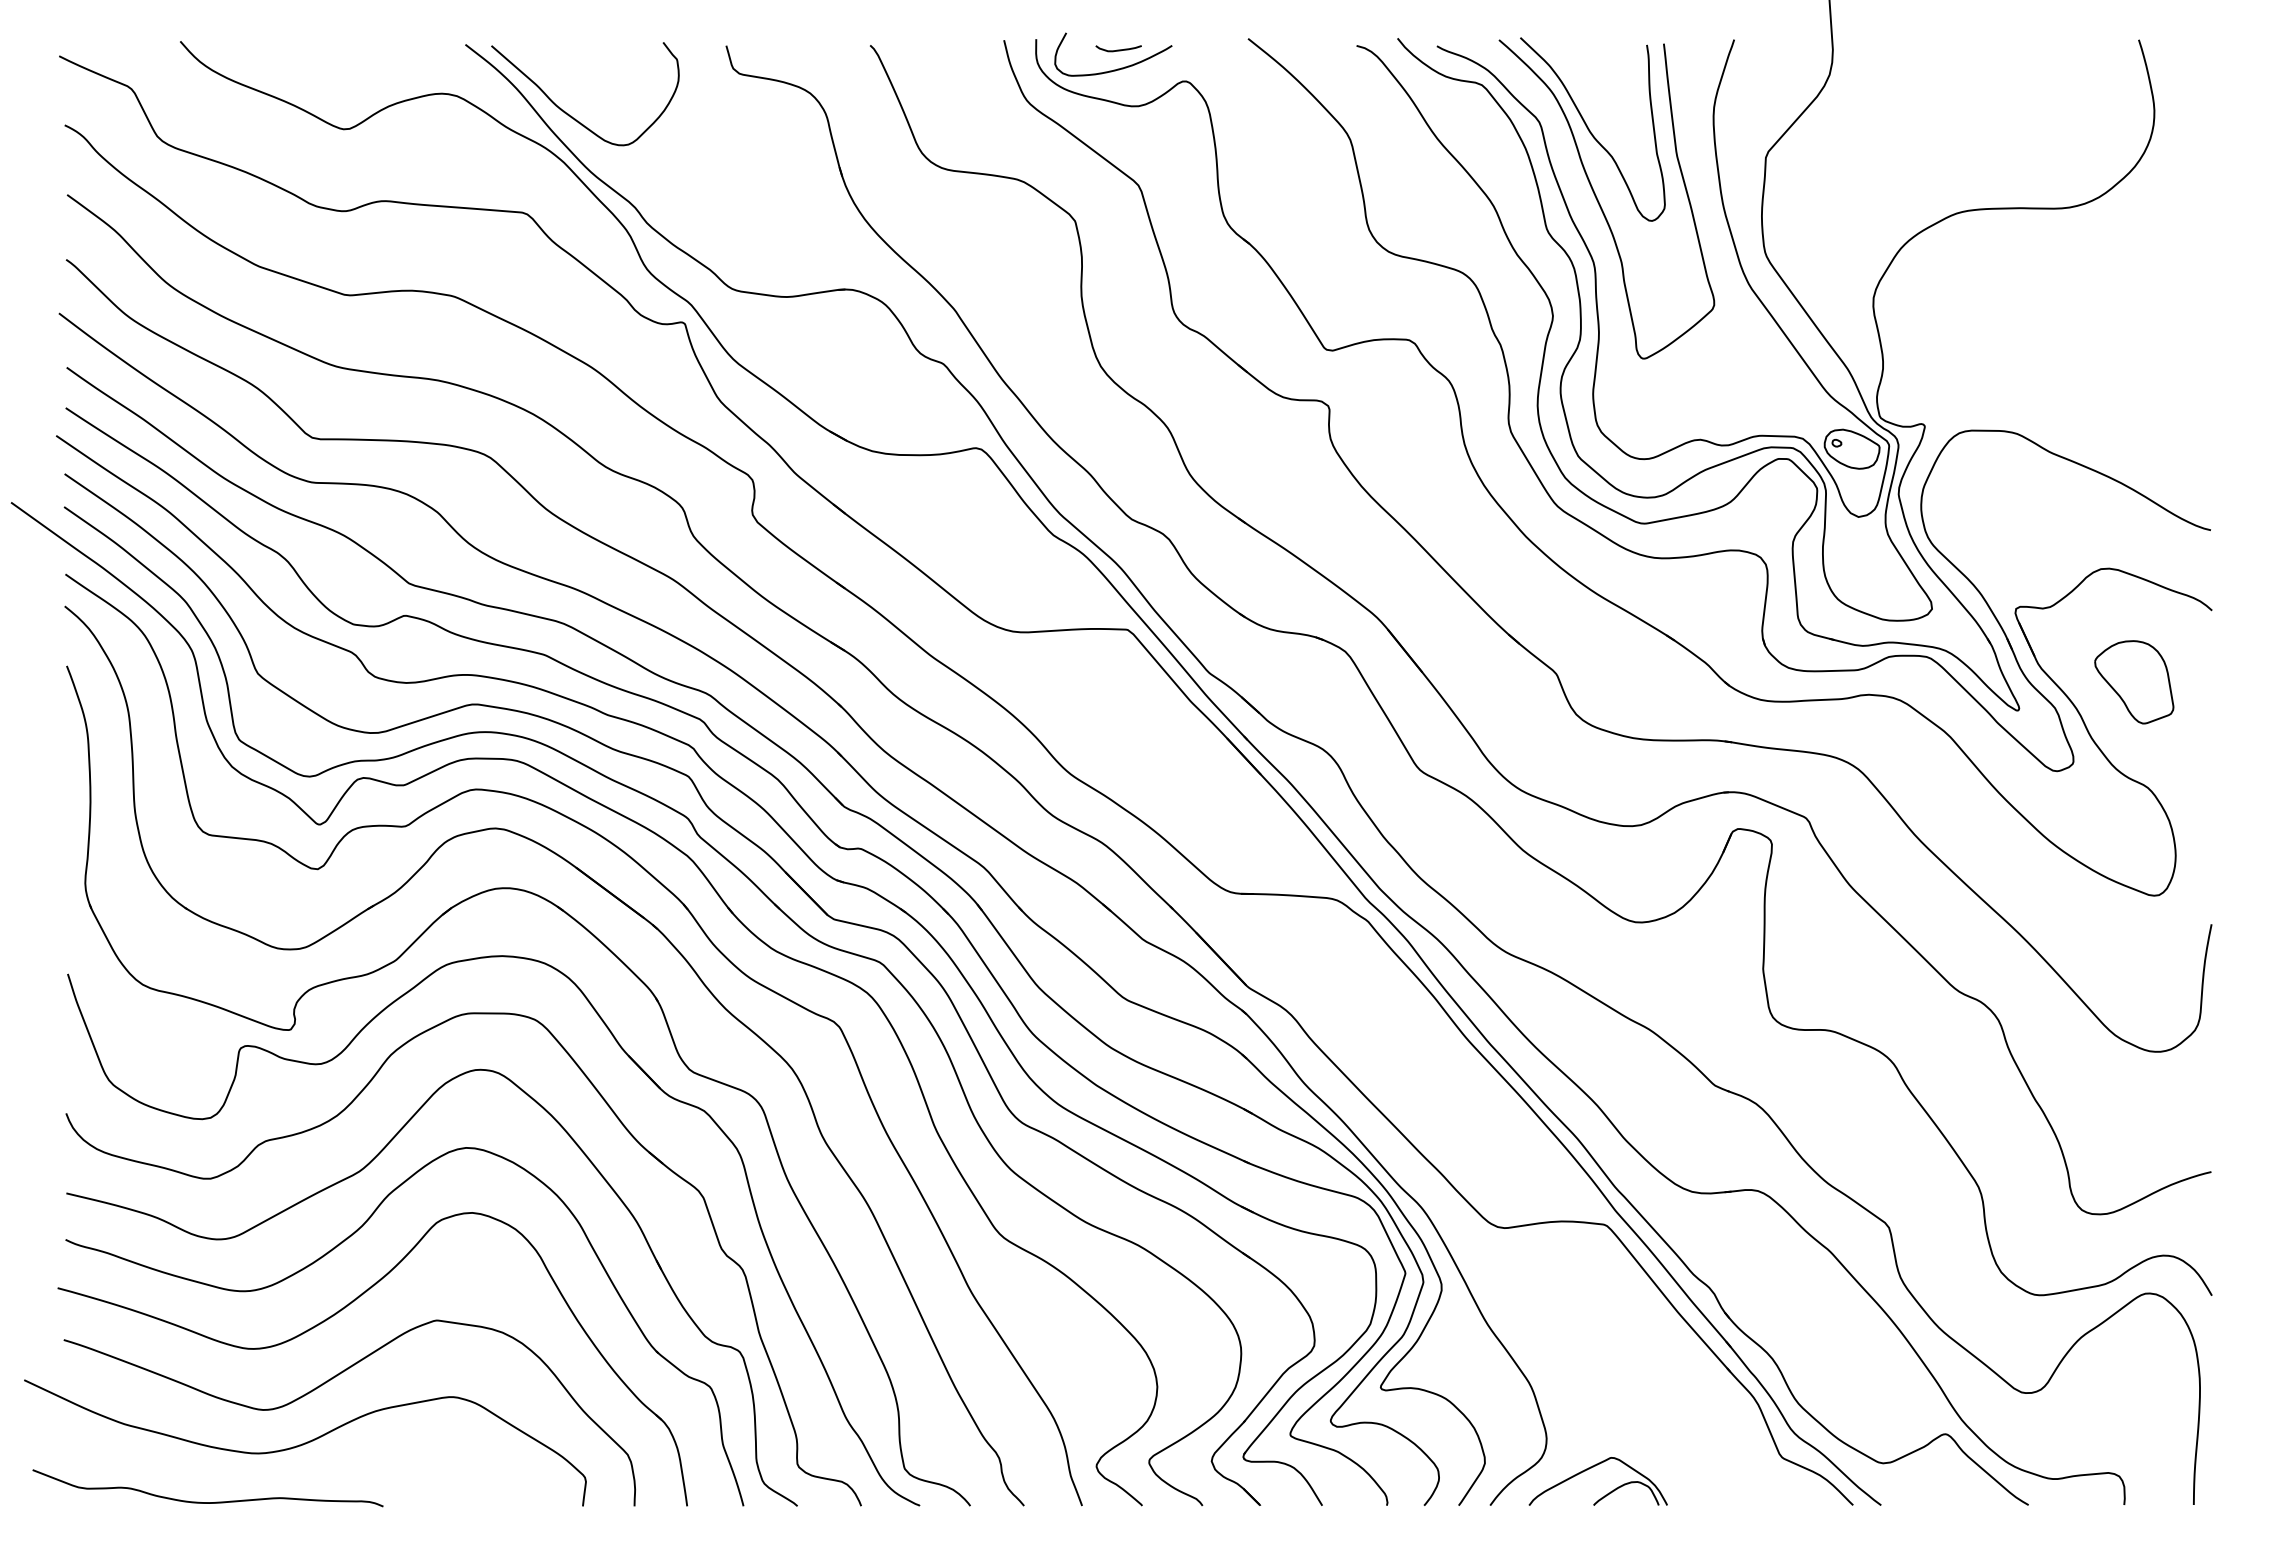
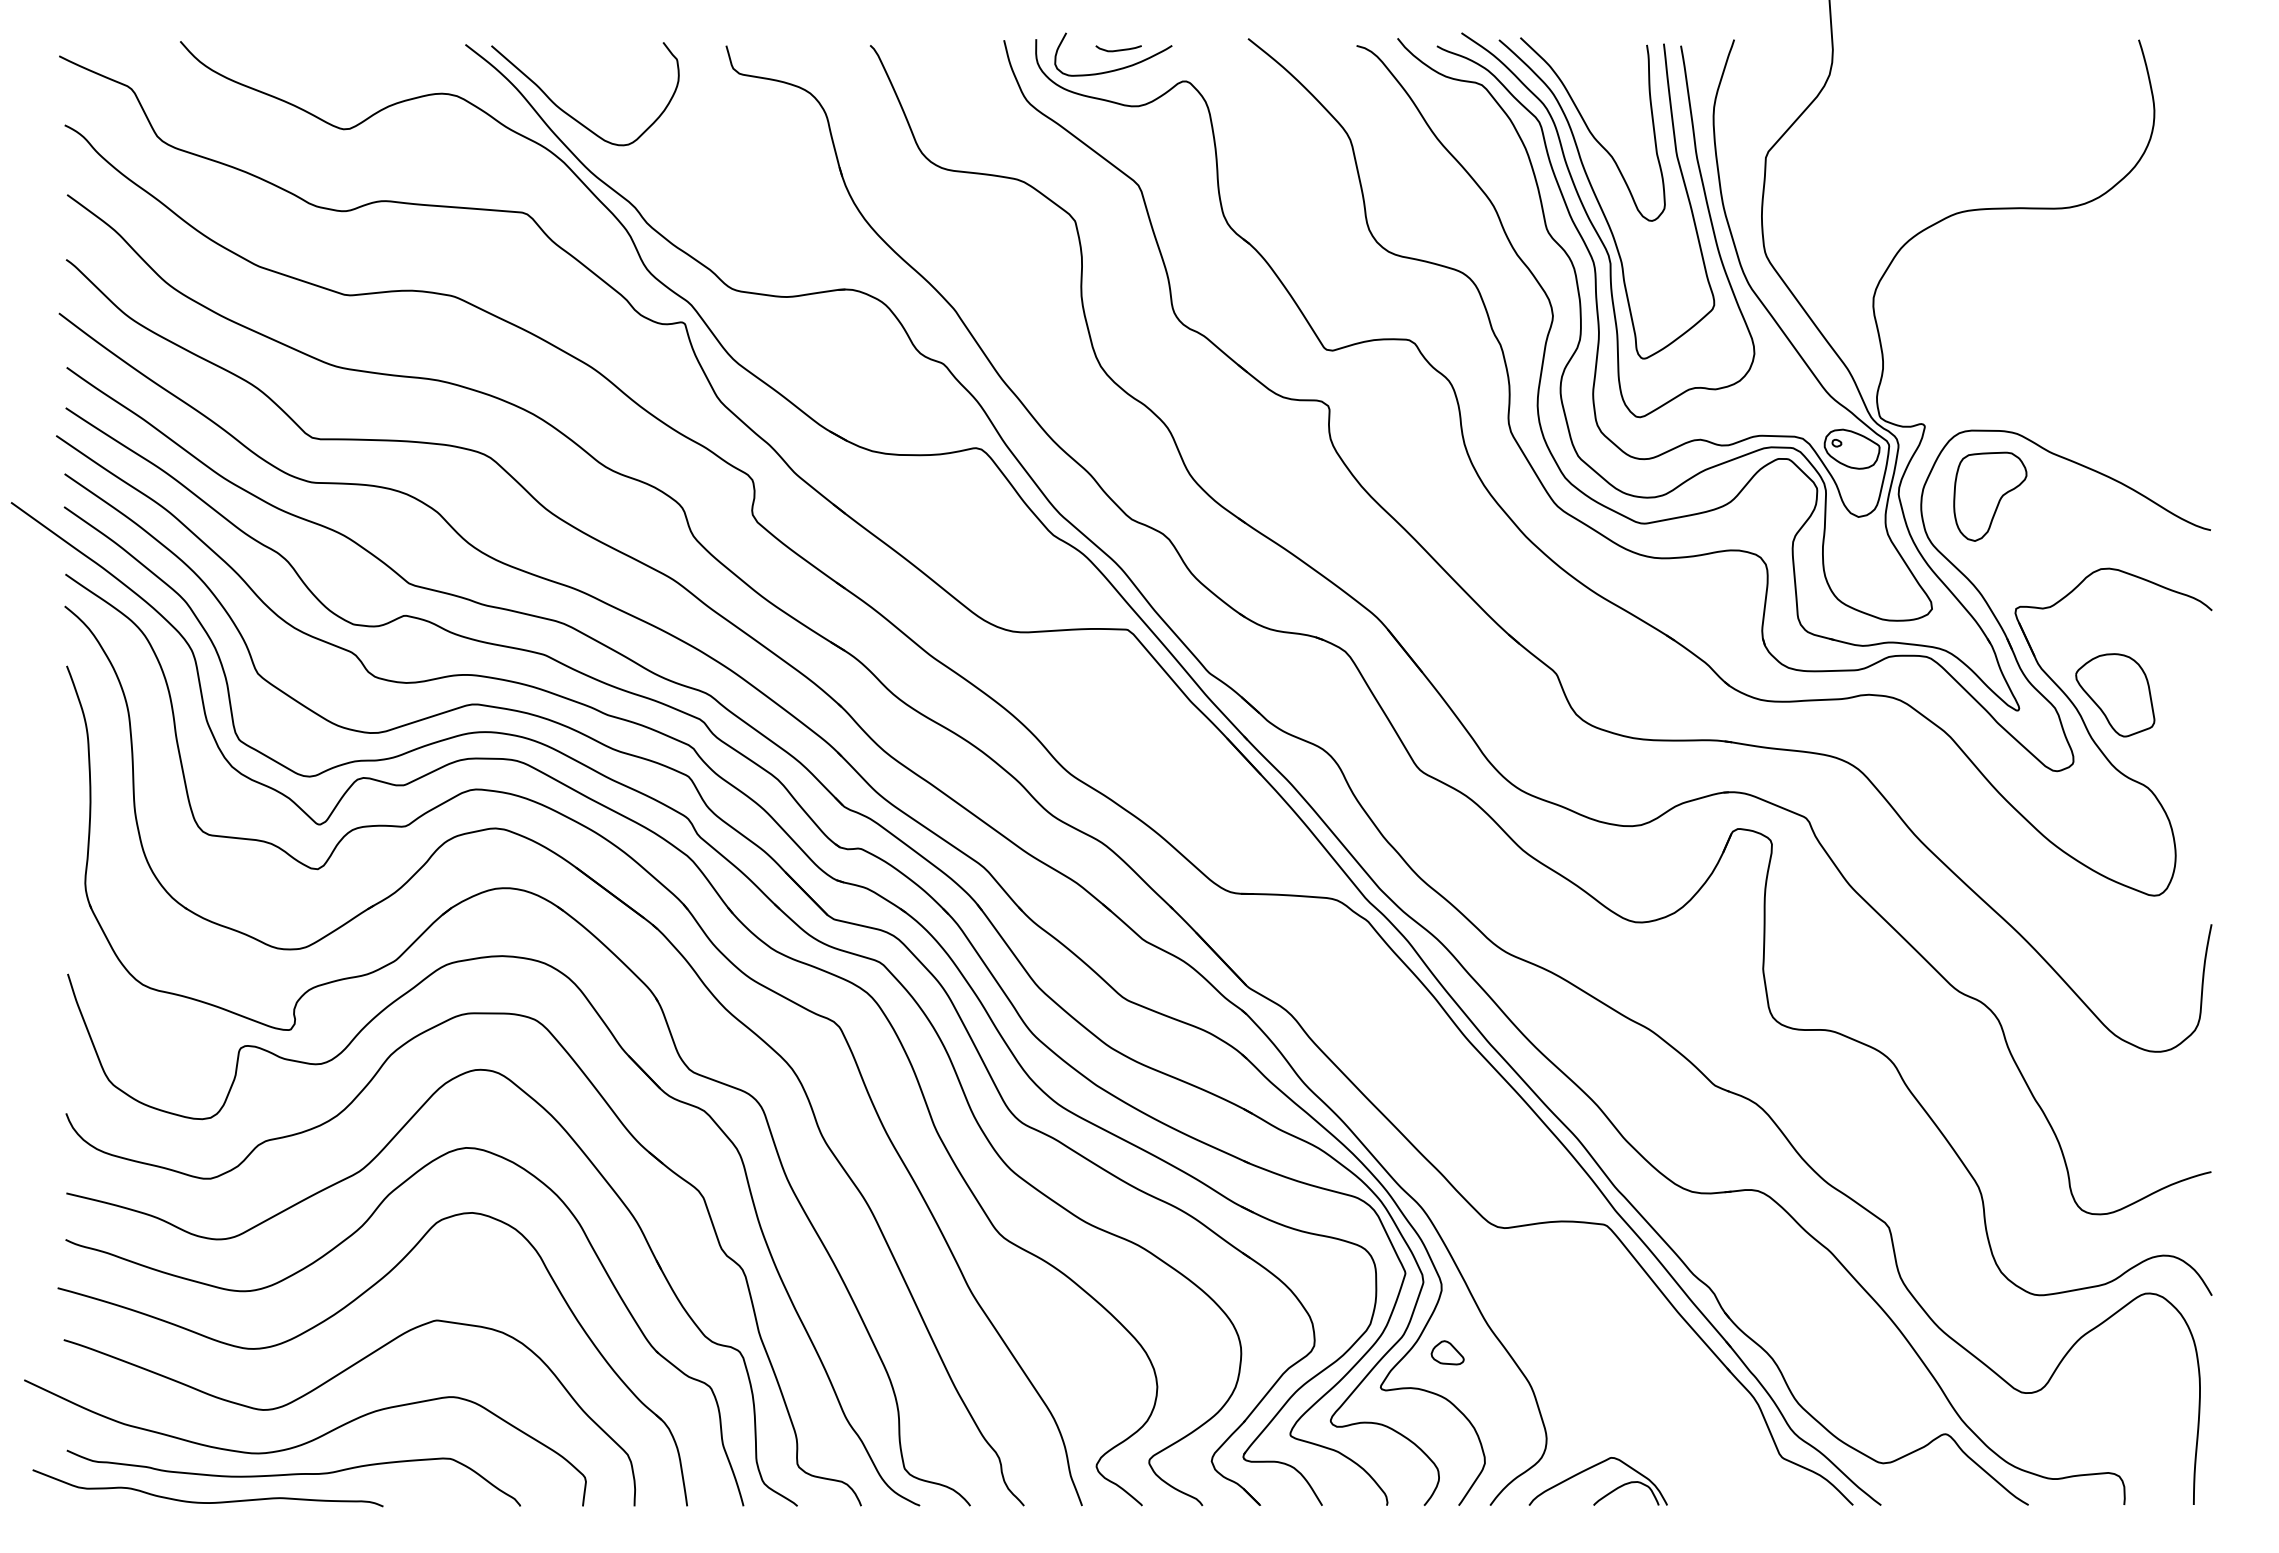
curve: none -> present (1597, 231)
part: none -> present (1990, 496)
part position: (2134, 682) -> (2115, 695) (2115, 695)
part: none -> present (1447, 1352)
curve: none -> present (293, 1475)
